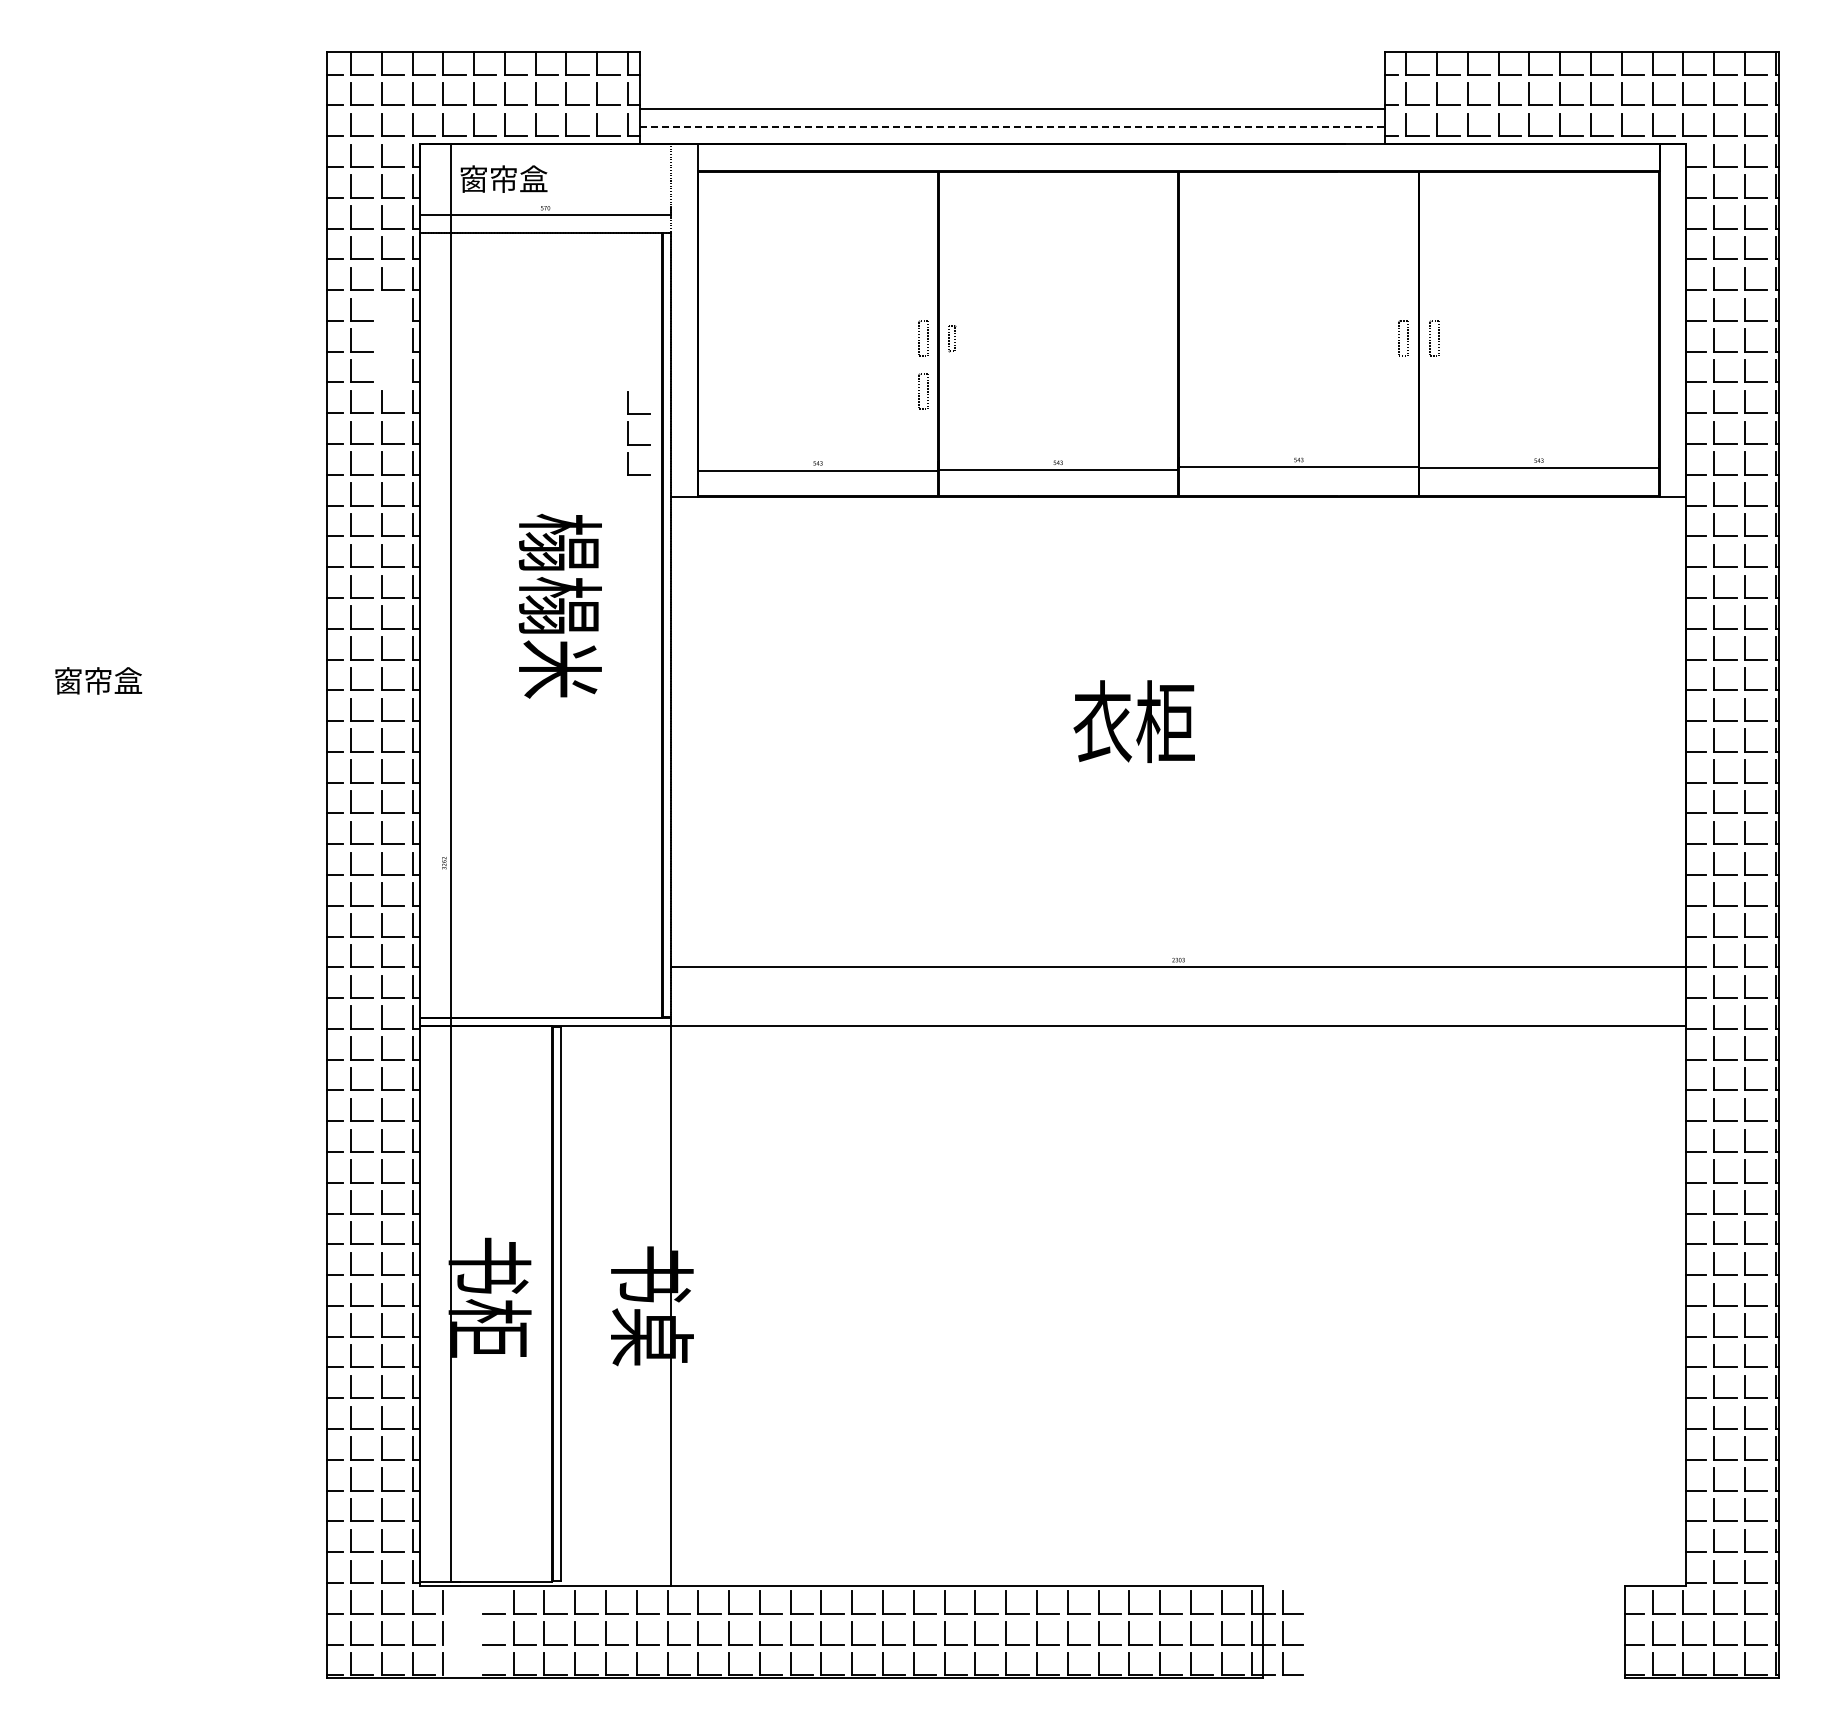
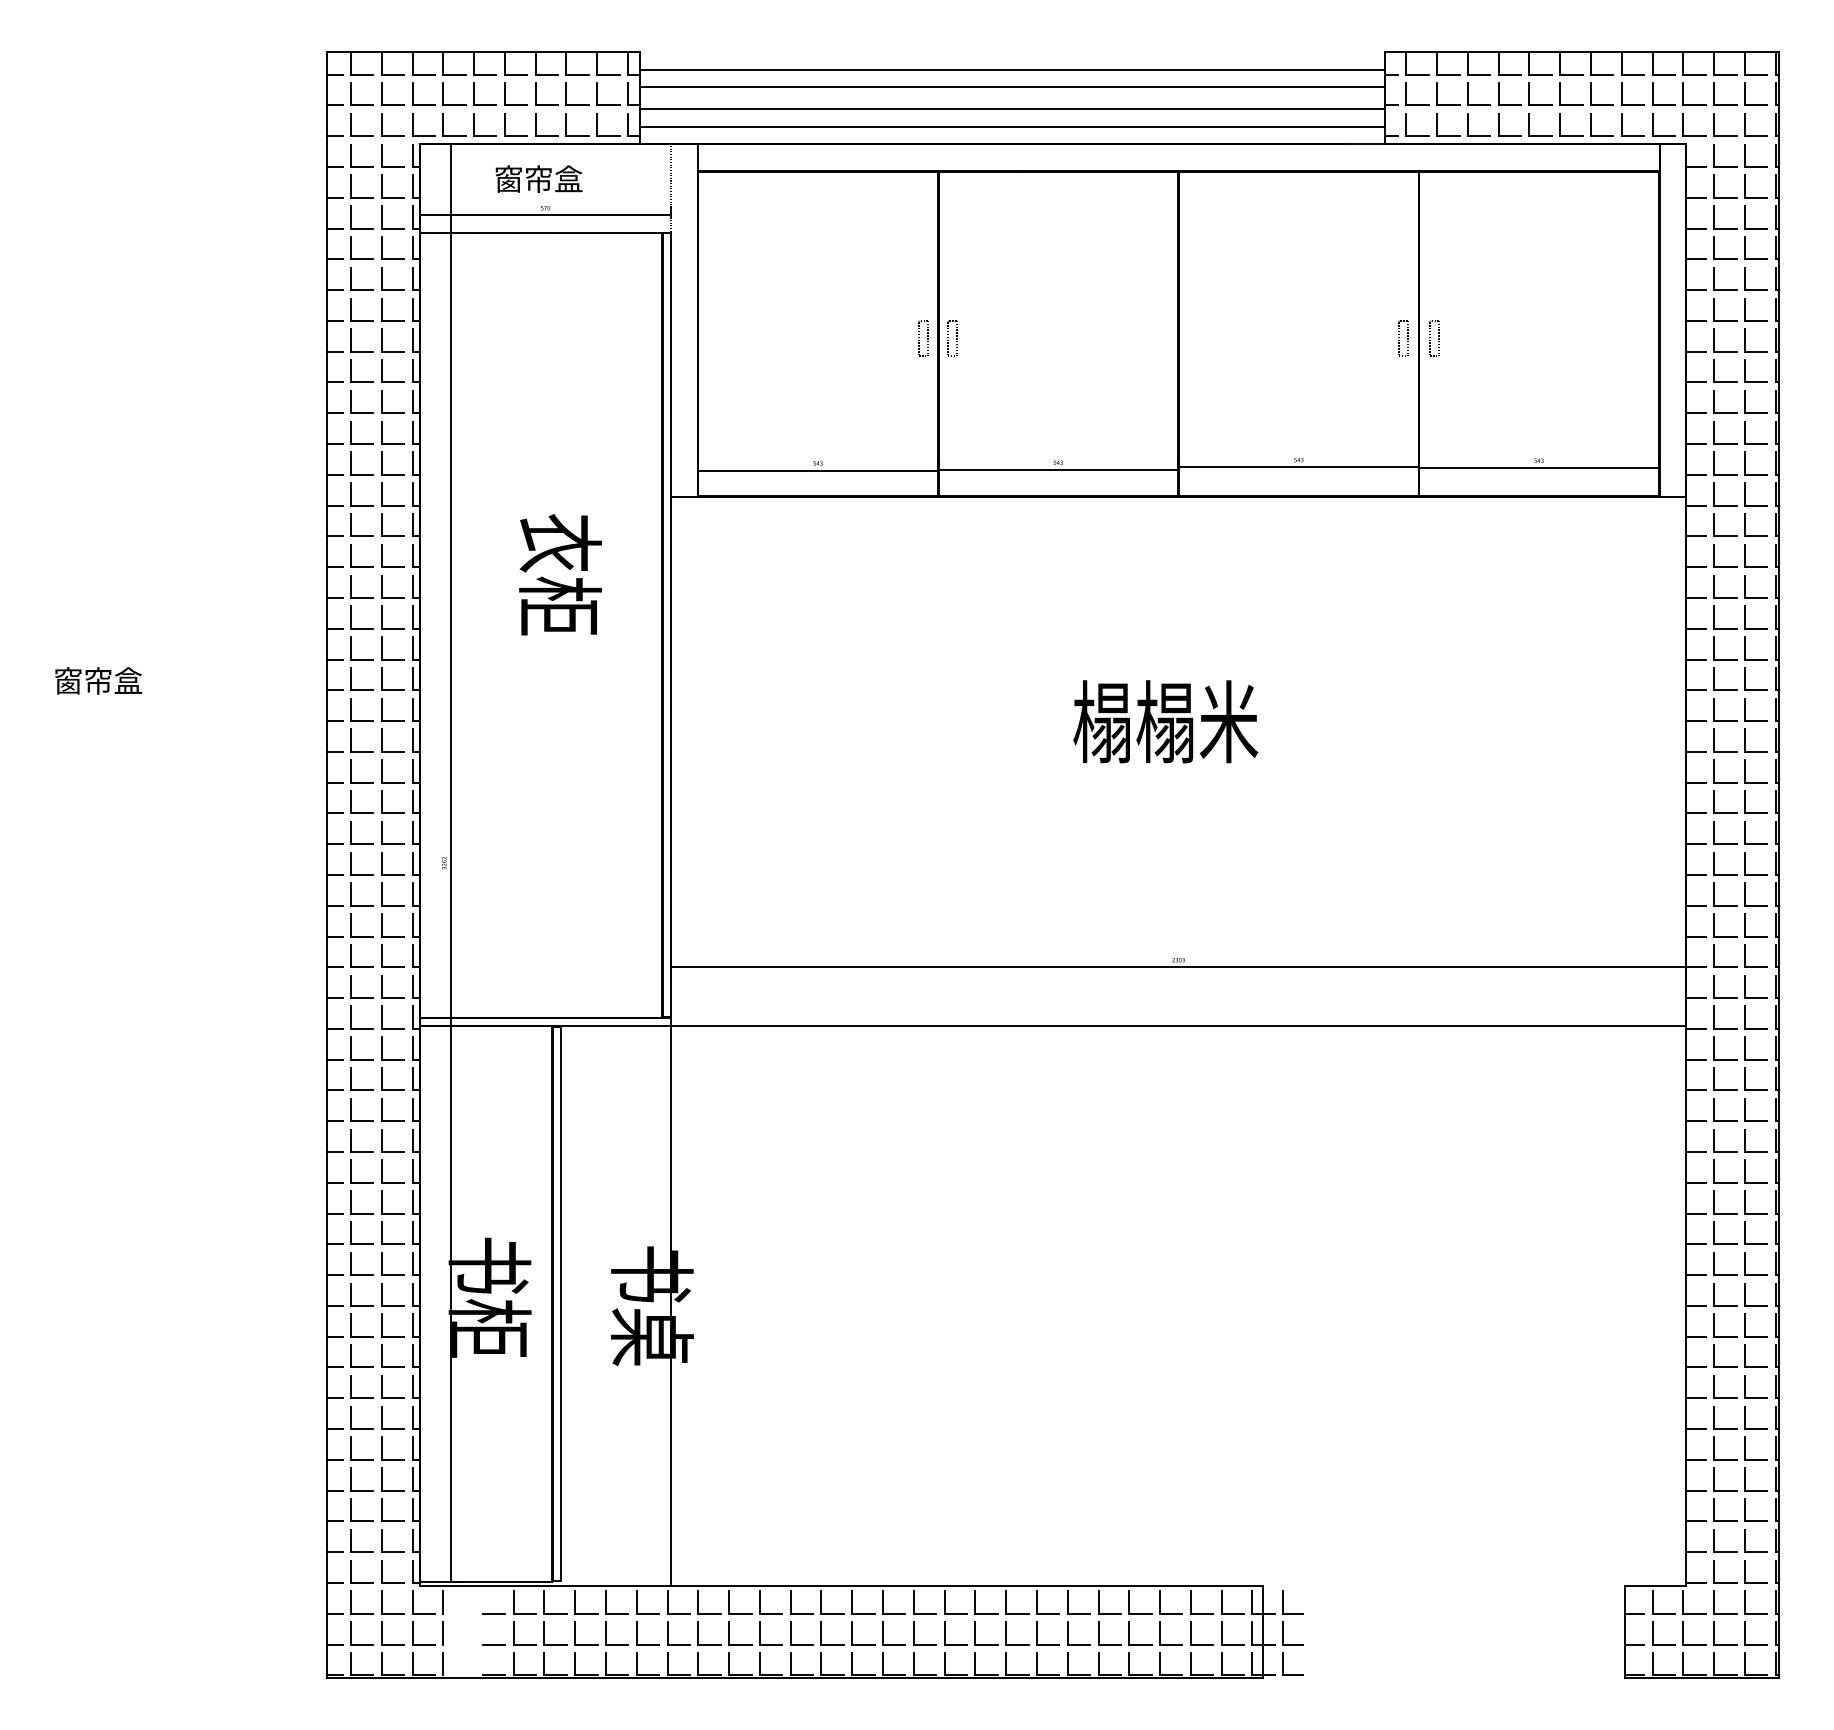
line: none -> present (1012, 69)
line: none -> present (1012, 87)
line: dashed -> solid (1013, 126)
text position: (503, 178) -> (538, 178) (538, 178)
part size: 9x28 px -> 11x37 px (952, 338)
part: present -> none (923, 391)
part position: (628, 433) -> (382, 340) (382, 340)
text: 榻榻米 -> 衣柜 (559, 605)
text: 衣柜 -> 榻榻米 (1165, 721)
